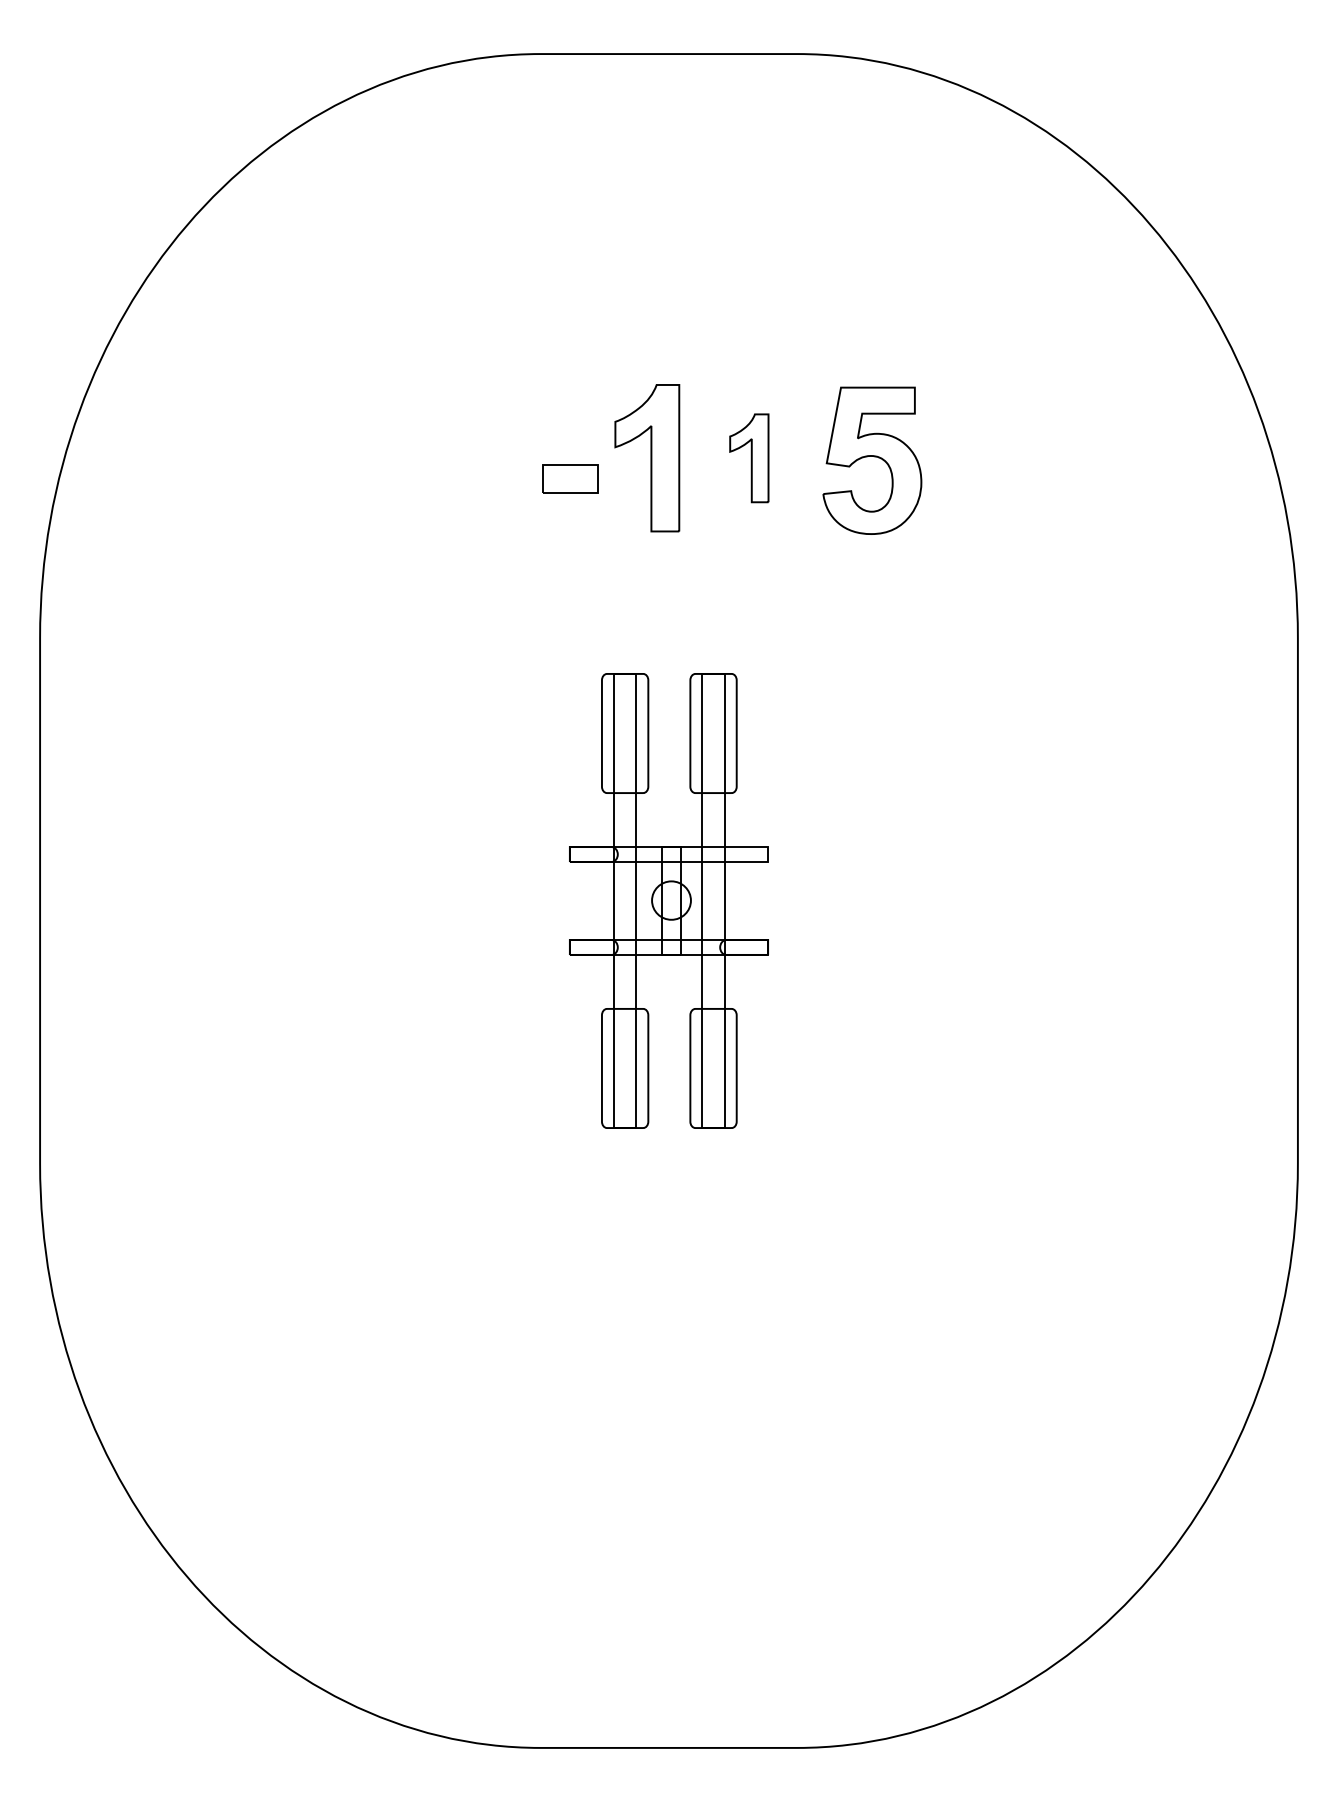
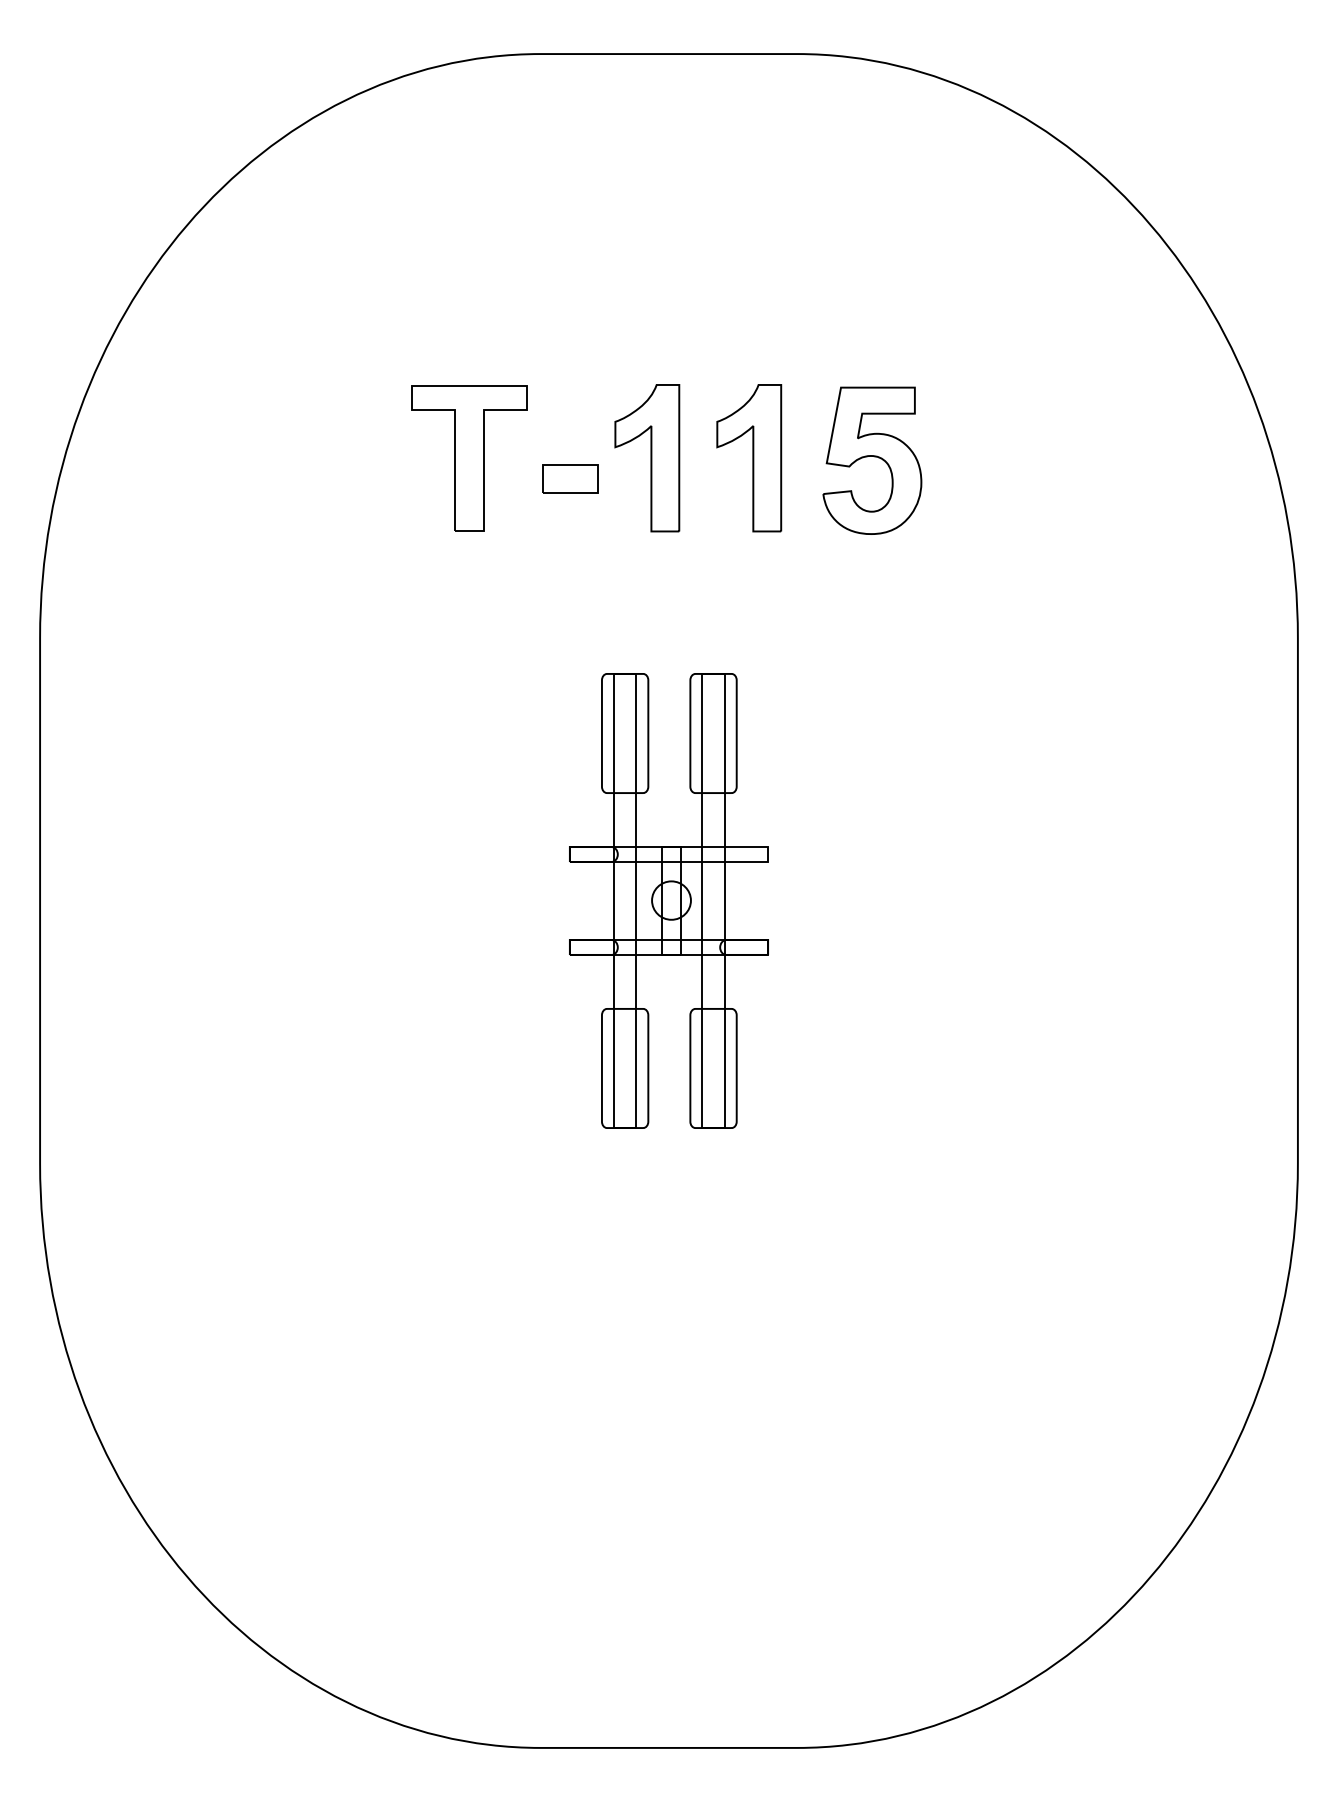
part: none -> present (469, 458)
part size: 41x91 px -> 67x149 px (749, 458)
